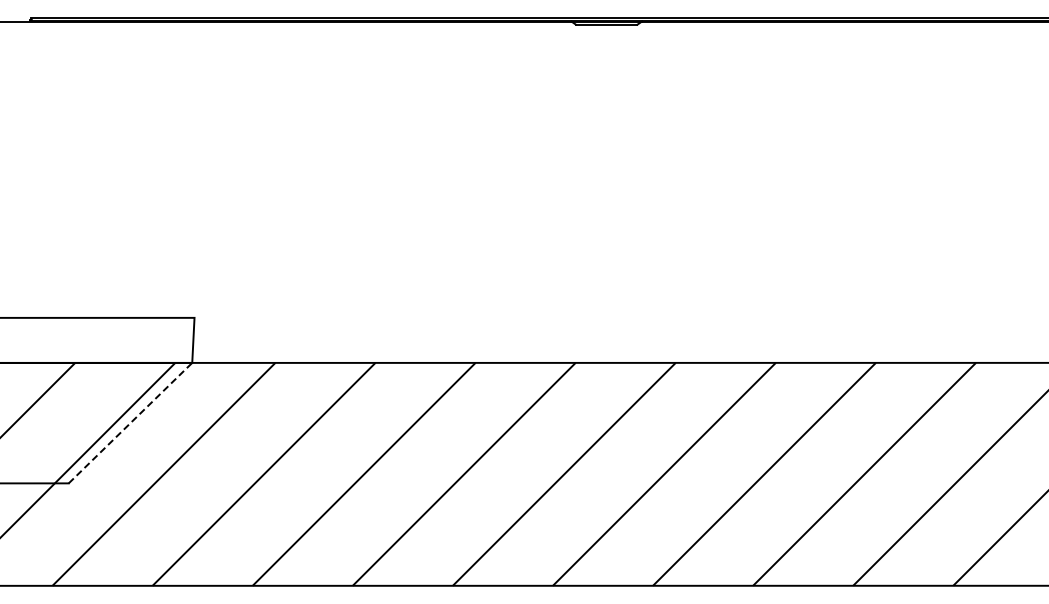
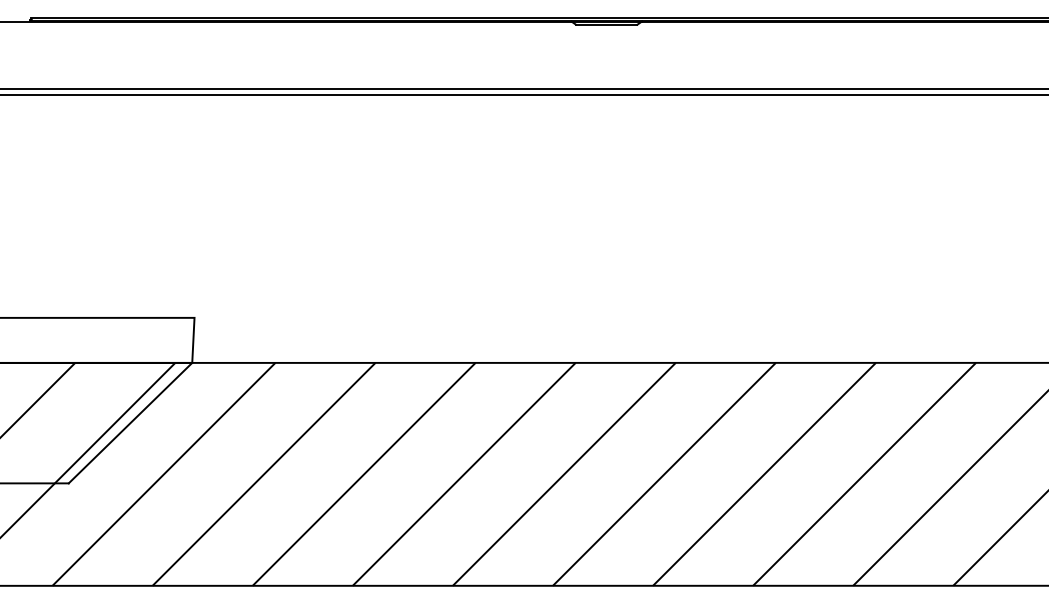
line: none -> present (523, 89)
line: none -> present (523, 95)
line: dashed -> solid (130, 422)
